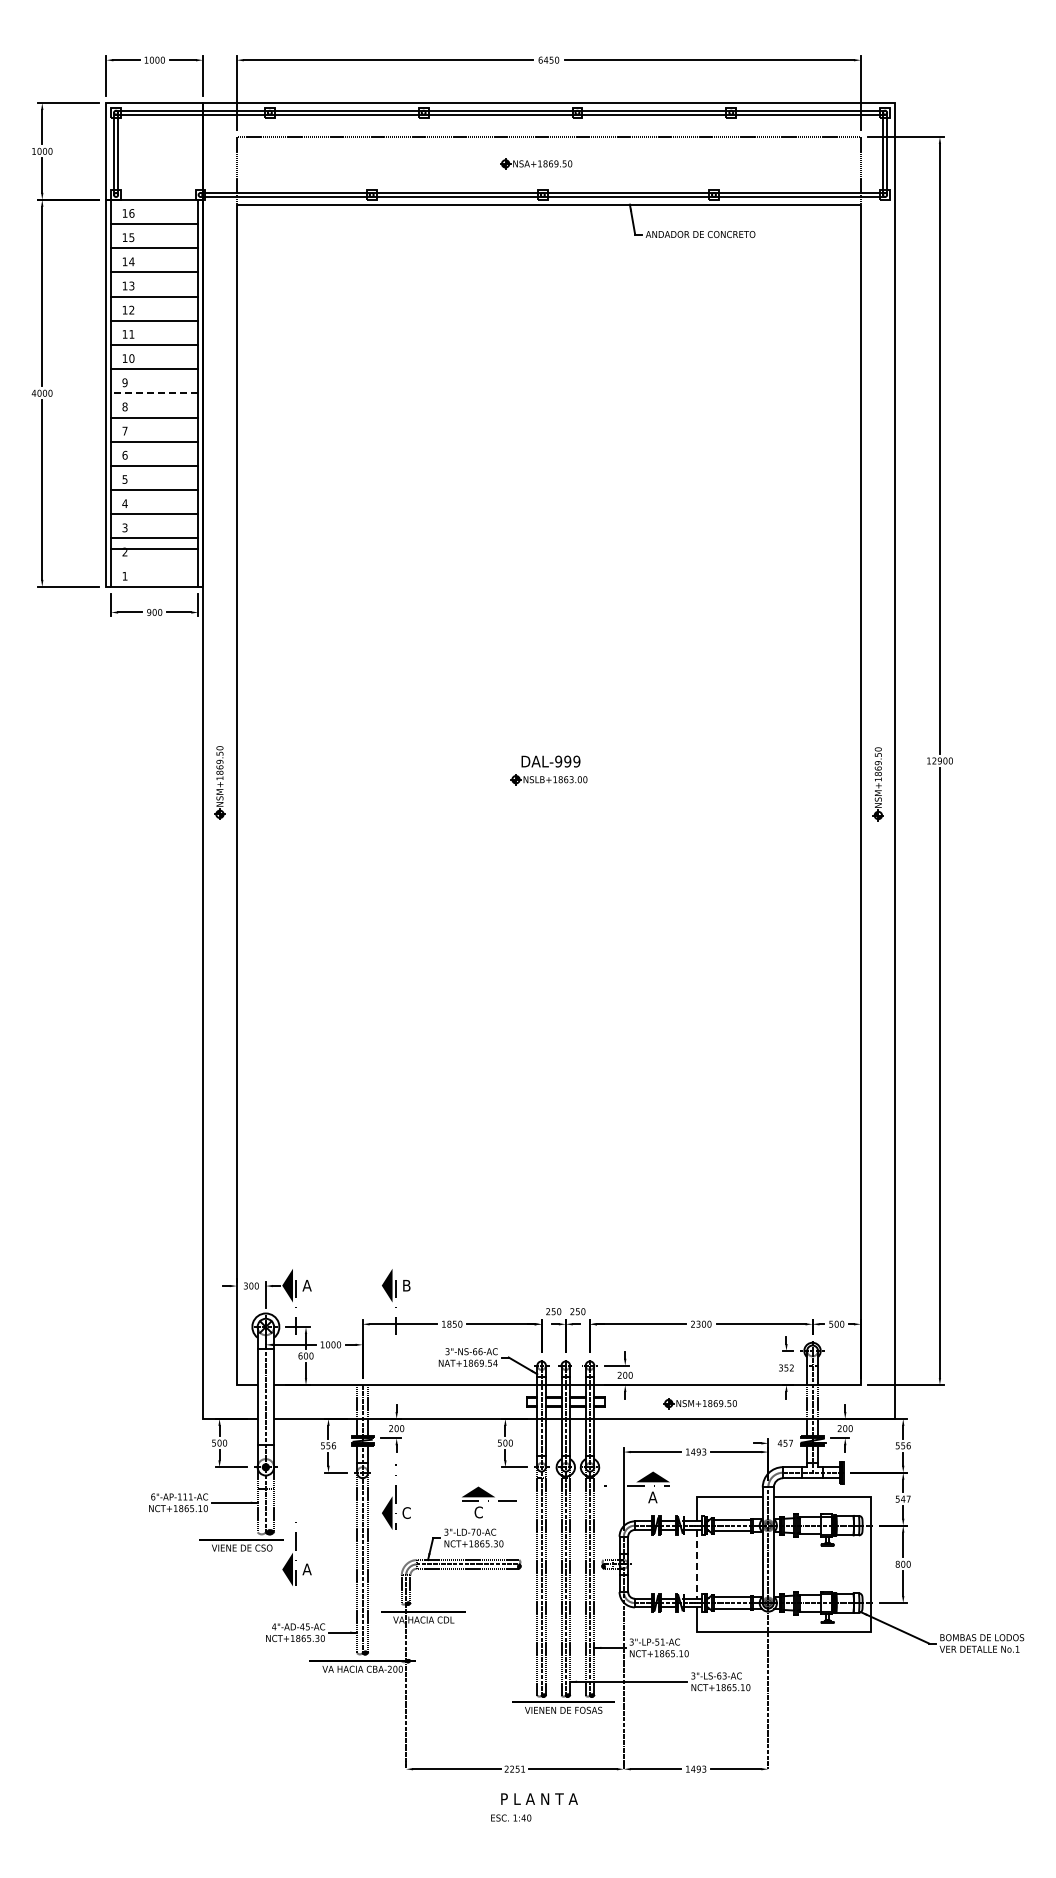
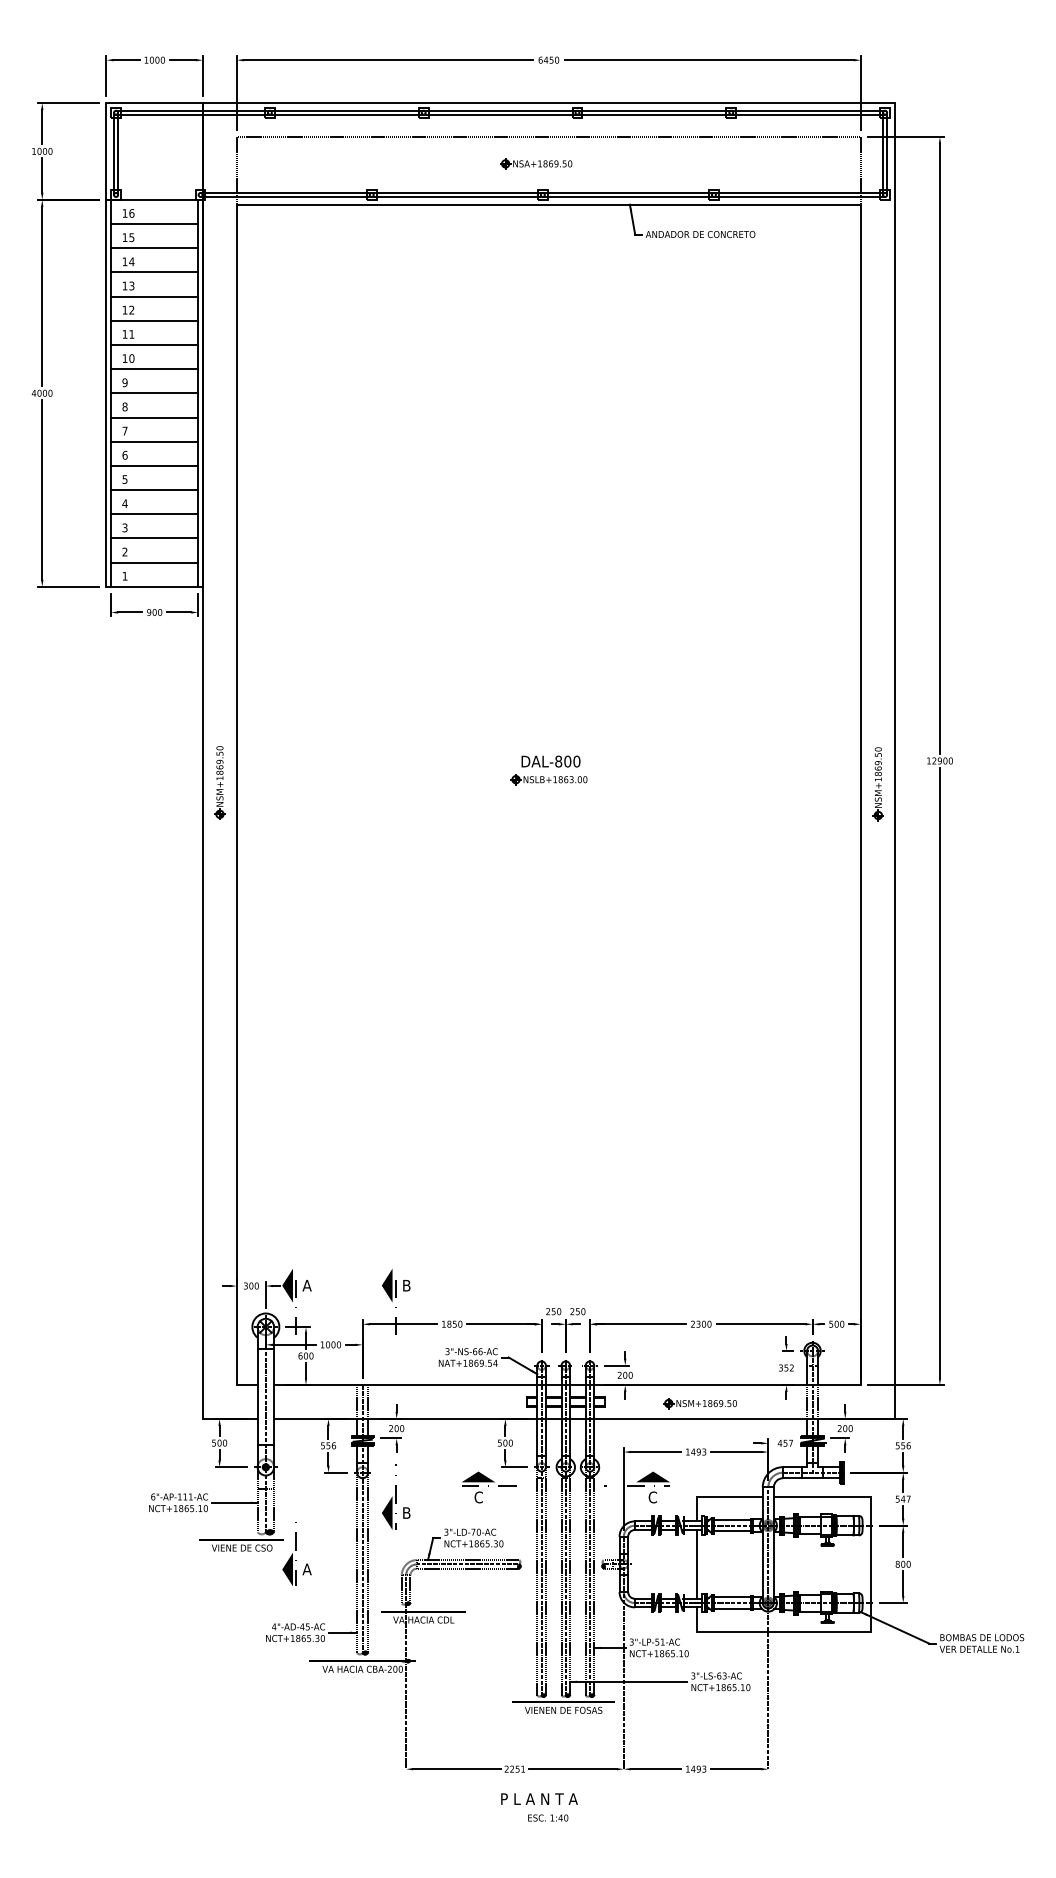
line: dashed -> solid (154, 393)
line position: (154, 548) -> (154, 562) (154, 562)
text: DAL-999 -> DAL-800 (567, 761)
text: A -> C (652, 1497)
part position: (489, 1502) -> (489, 1487) (489, 1487)
text: C -> B (406, 1512)
line: dashed -> solid (696, 1564)
text position: (511, 1817) -> (548, 1817) (548, 1817)
